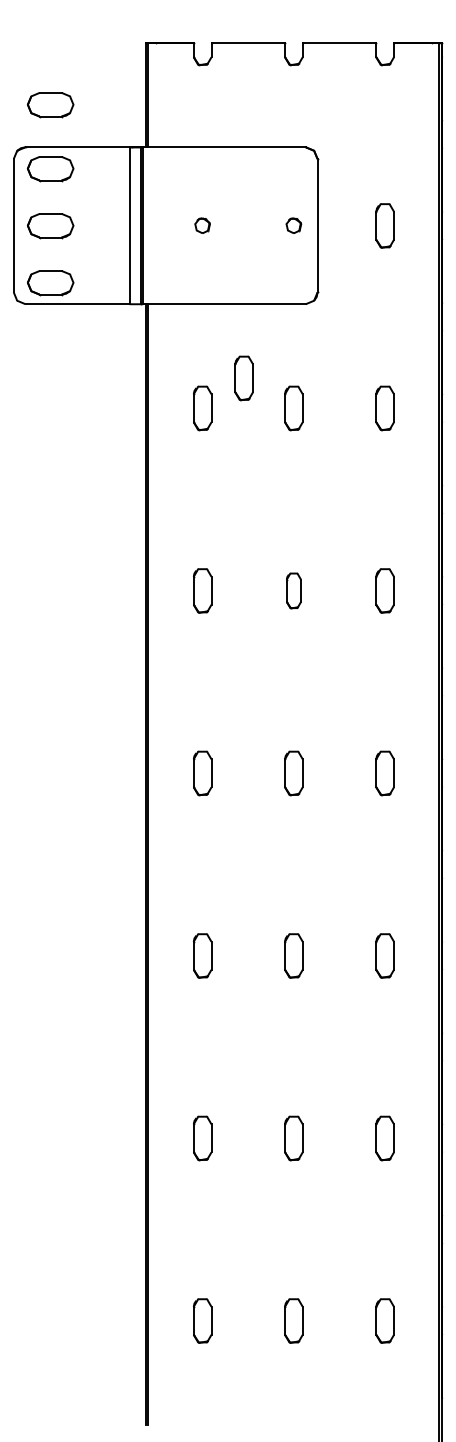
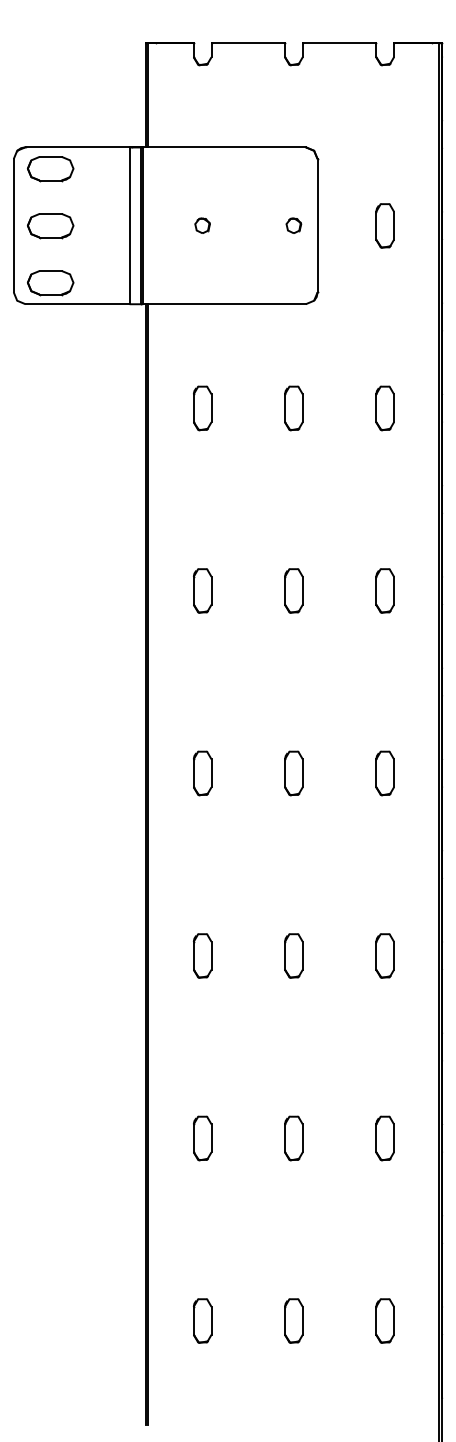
part: present -> none (50, 105)
part: present -> none (243, 378)
part size: 16x38 px -> 20x46 px (293, 590)
